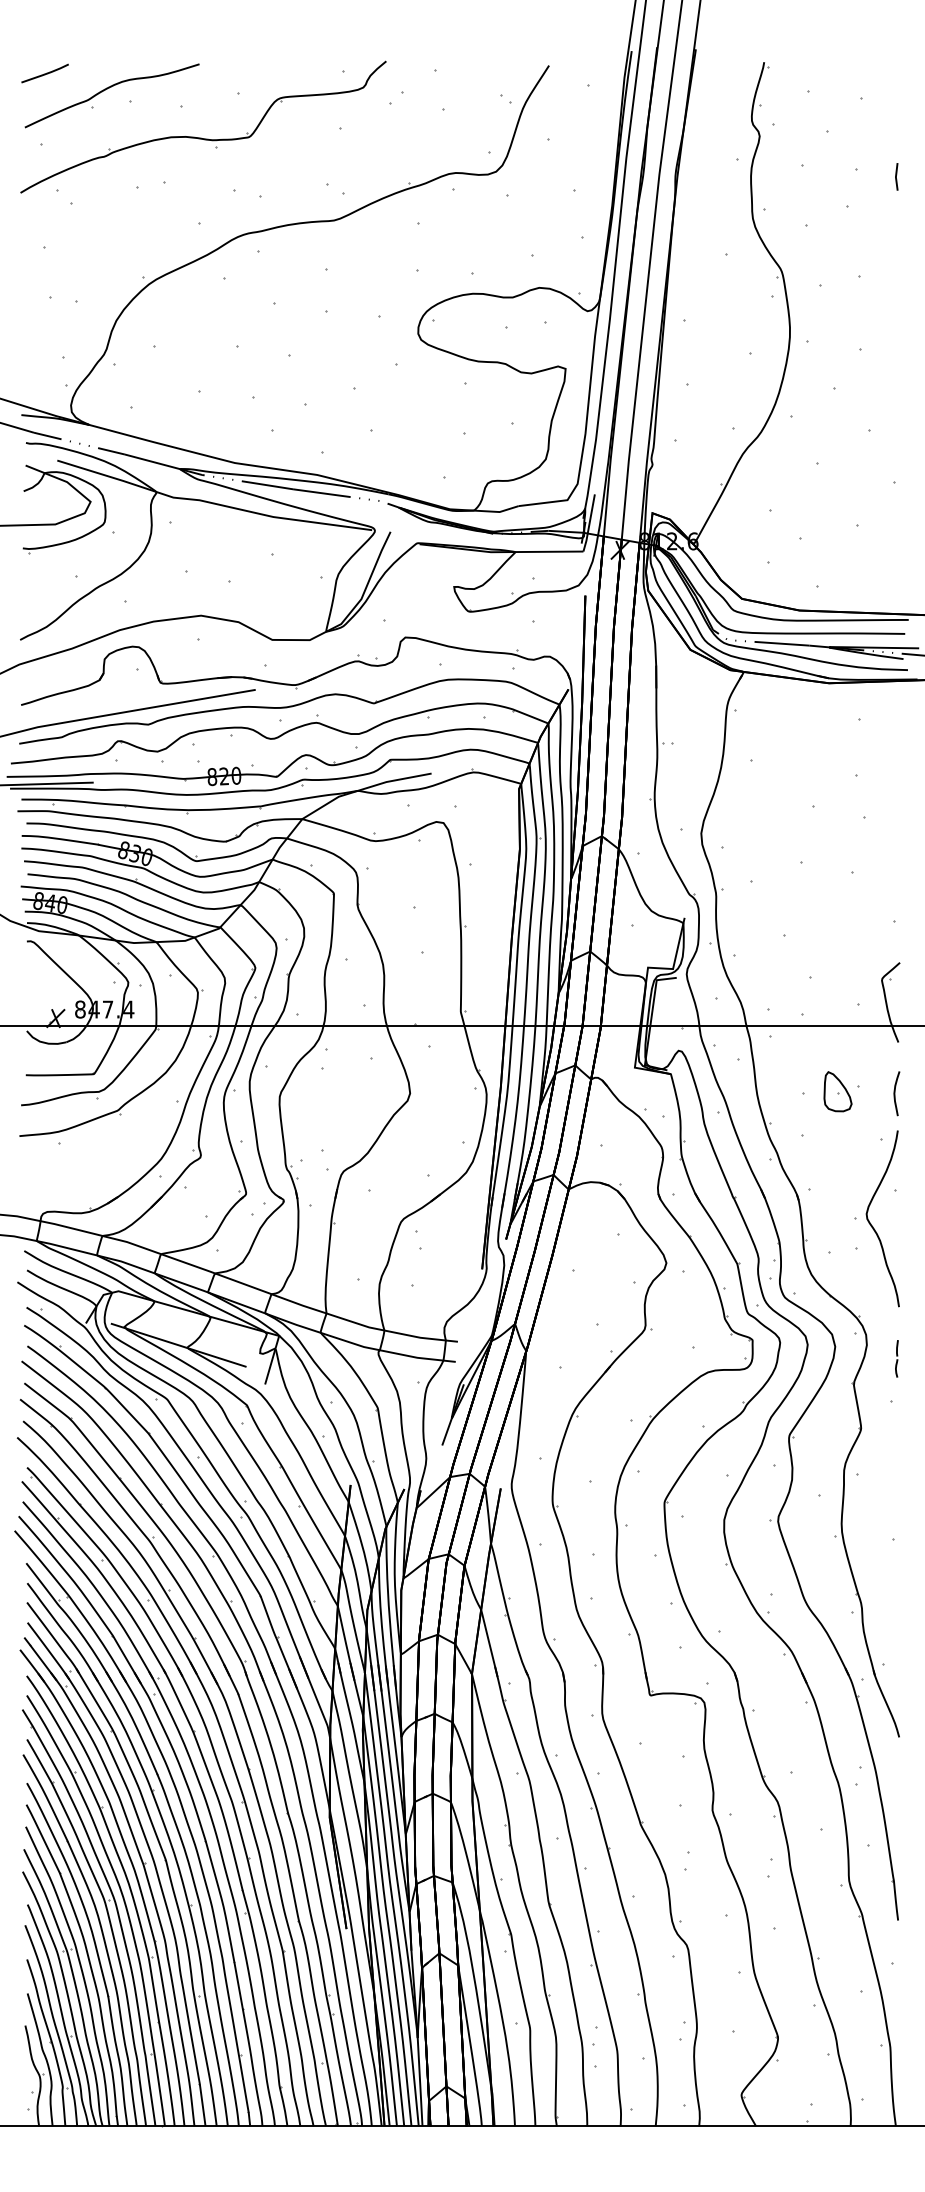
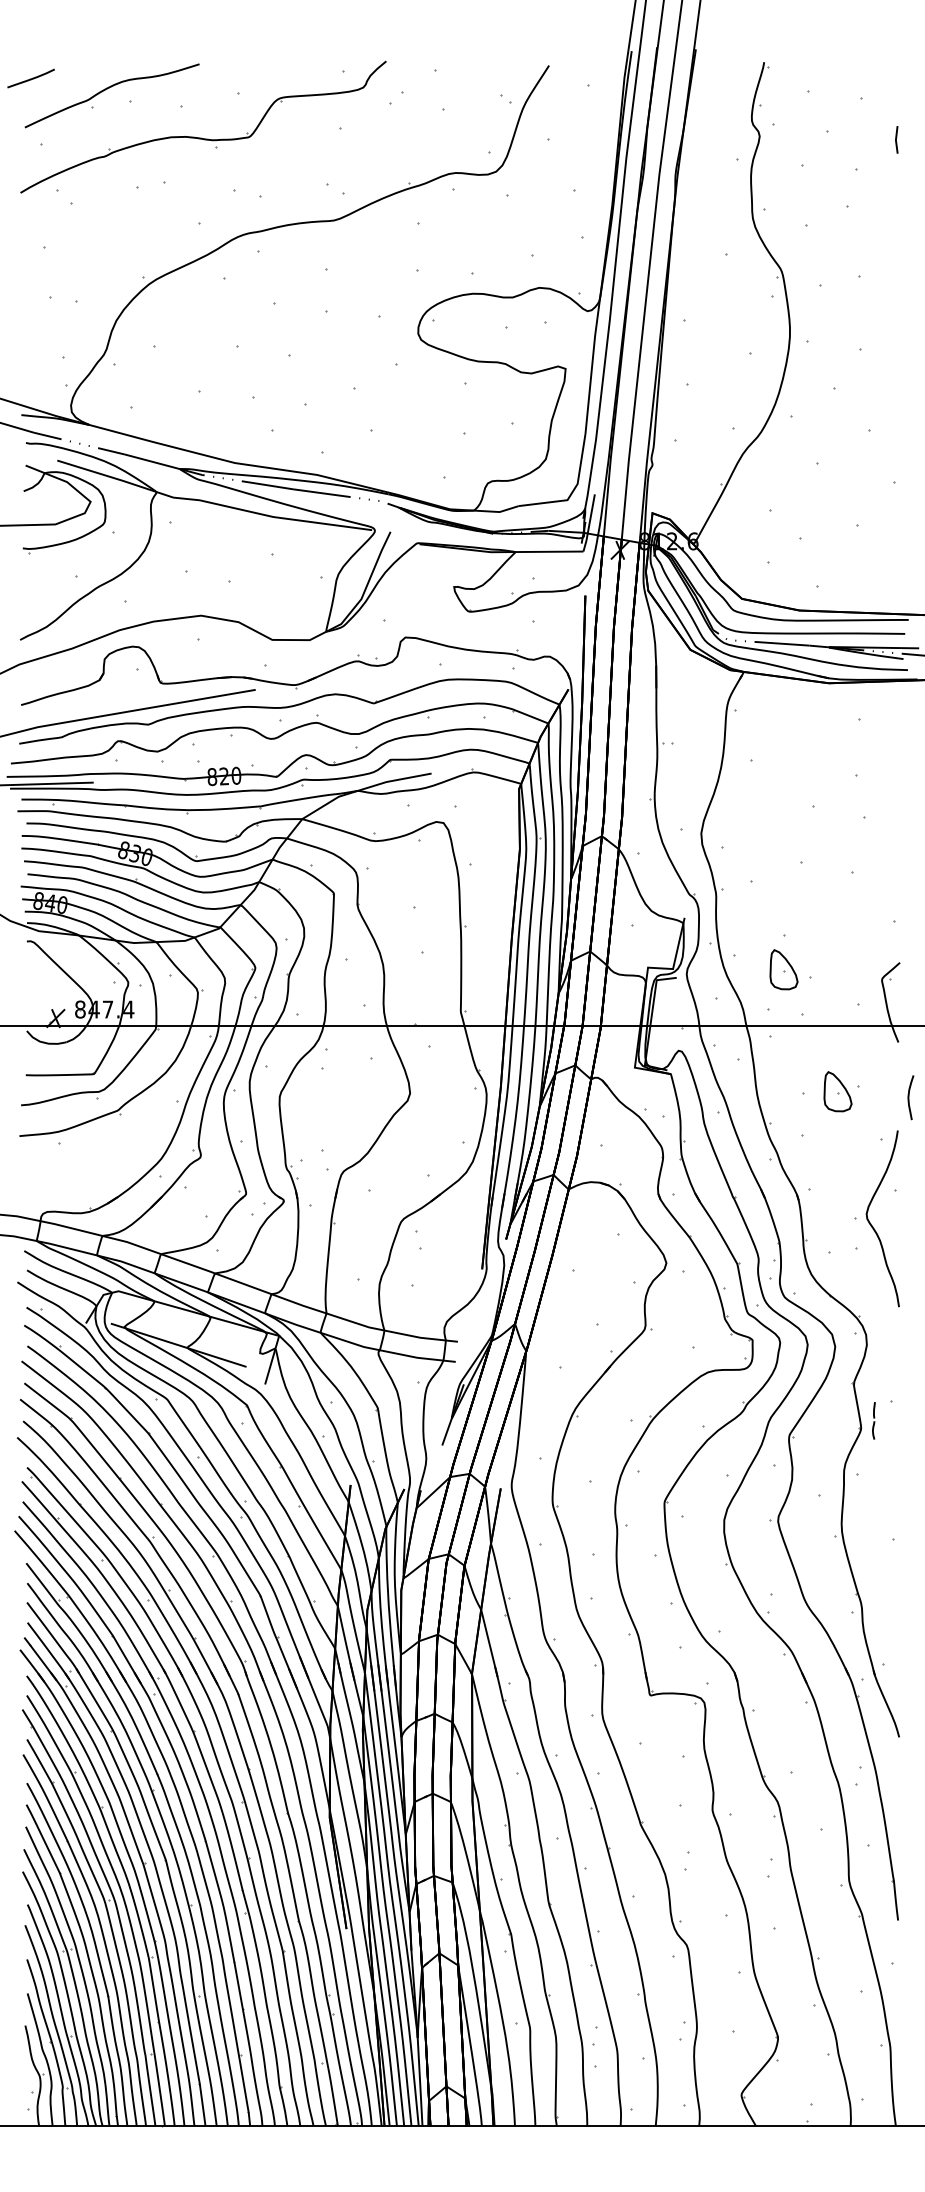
line position: (44, 73) -> (30, 78) (30, 78)
line position: (896, 176) -> (896, 139) (896, 139)
part: none -> present (783, 969)
curve position: (895, 1093) -> (909, 1097) (909, 1097)
part position: (896, 1358) -> (873, 1420) (873, 1420)
